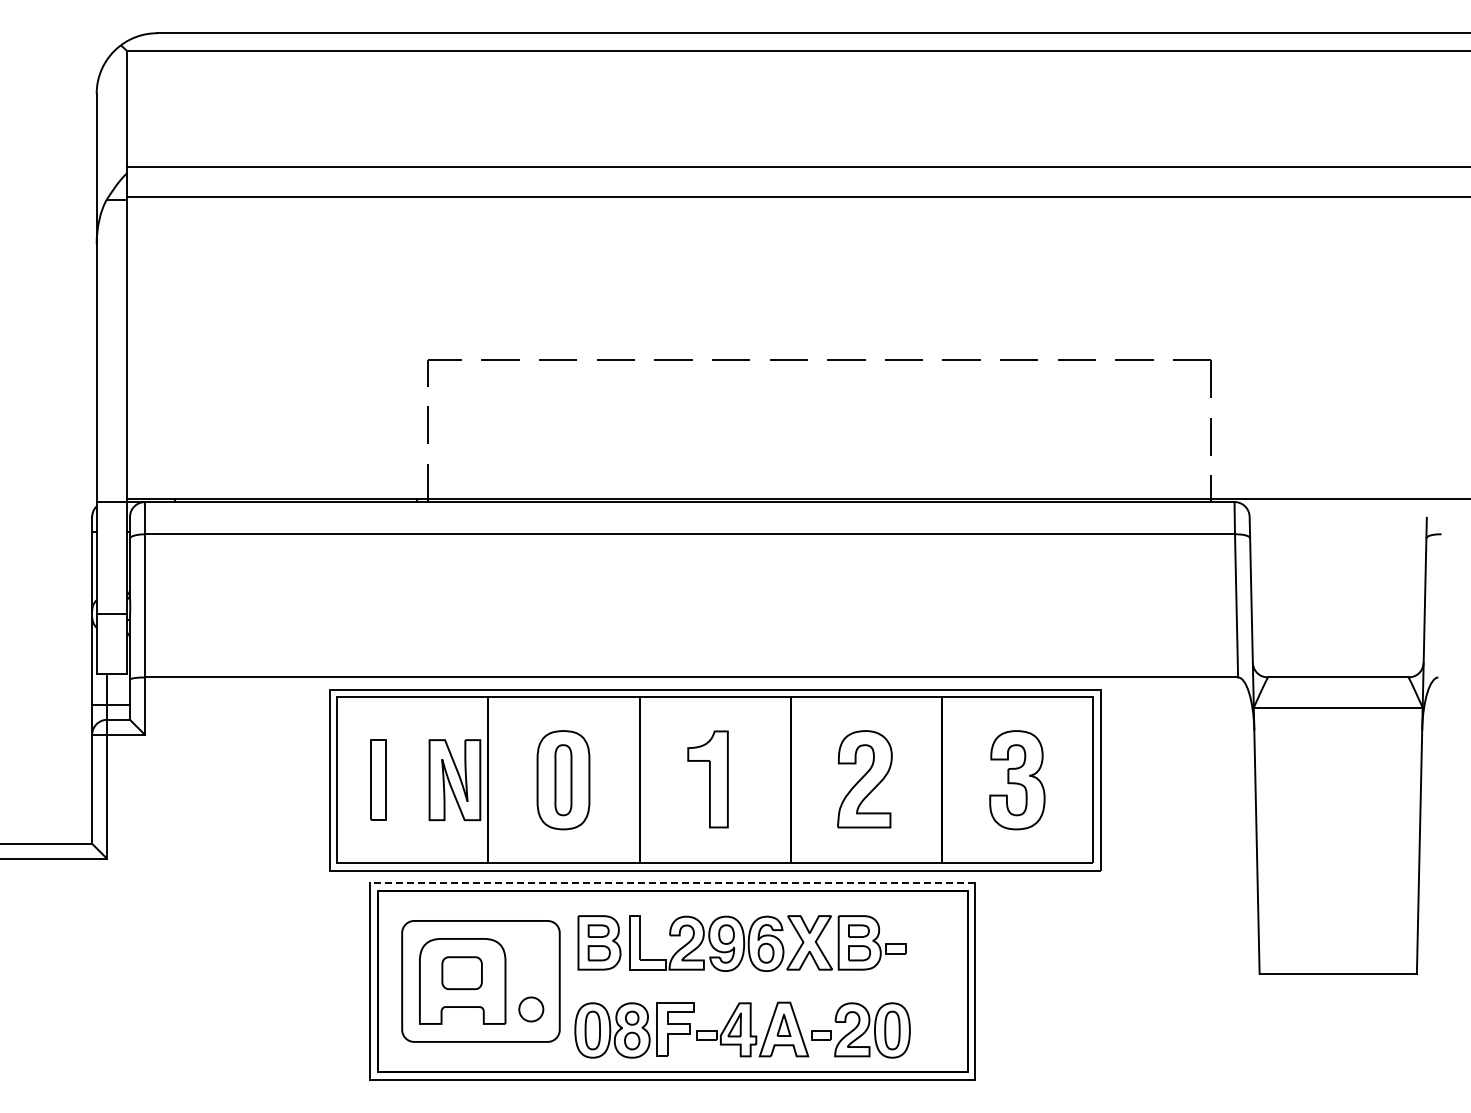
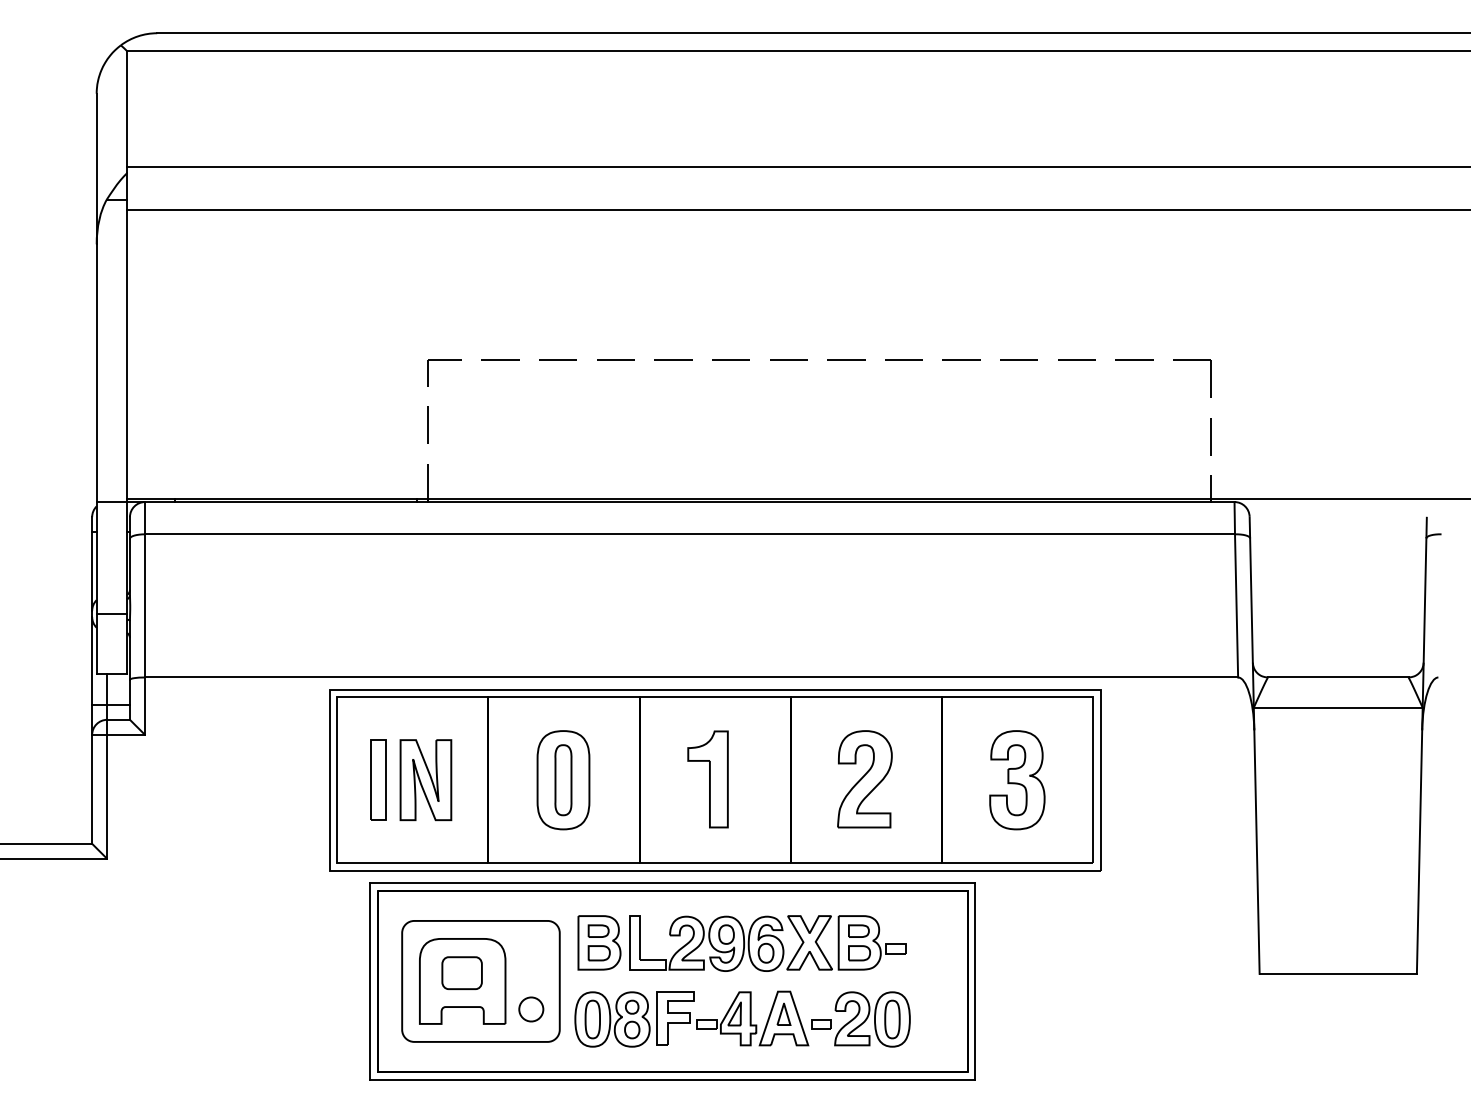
line position: (796, 196) -> (796, 209) (796, 209)
part position: (454, 780) -> (425, 780) (425, 780)
line: dashed -> solid (672, 883)
part position: (742, 1029) -> (742, 1018) (742, 1018)
